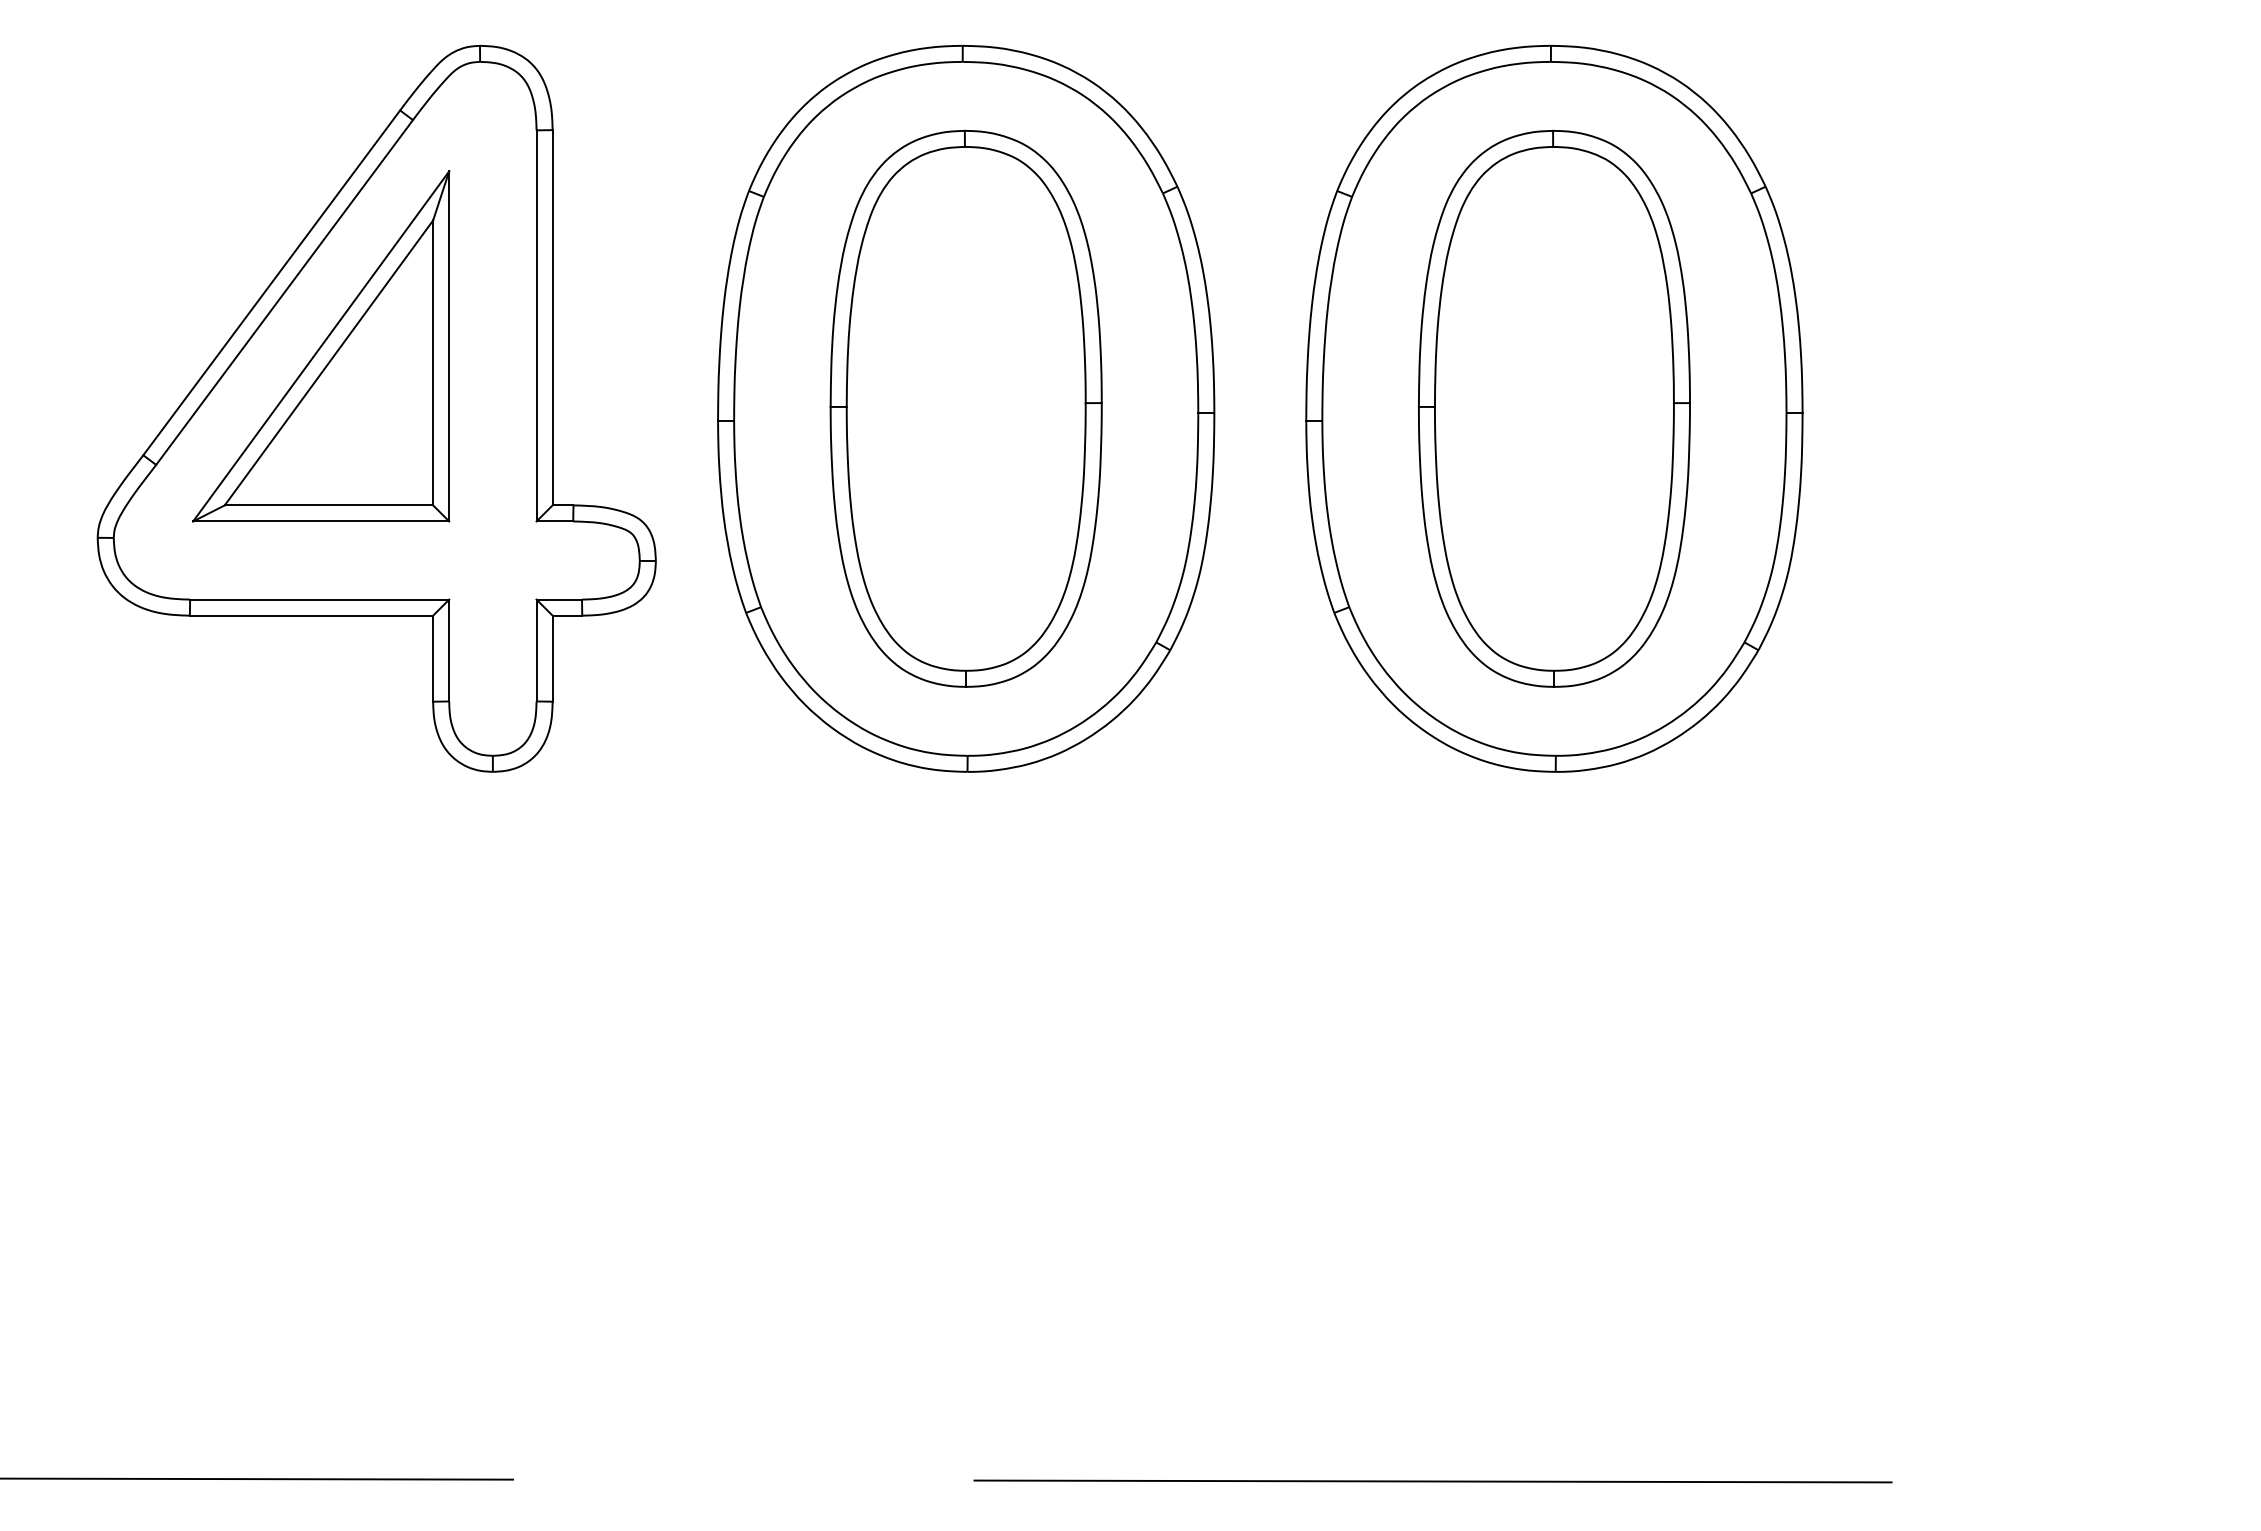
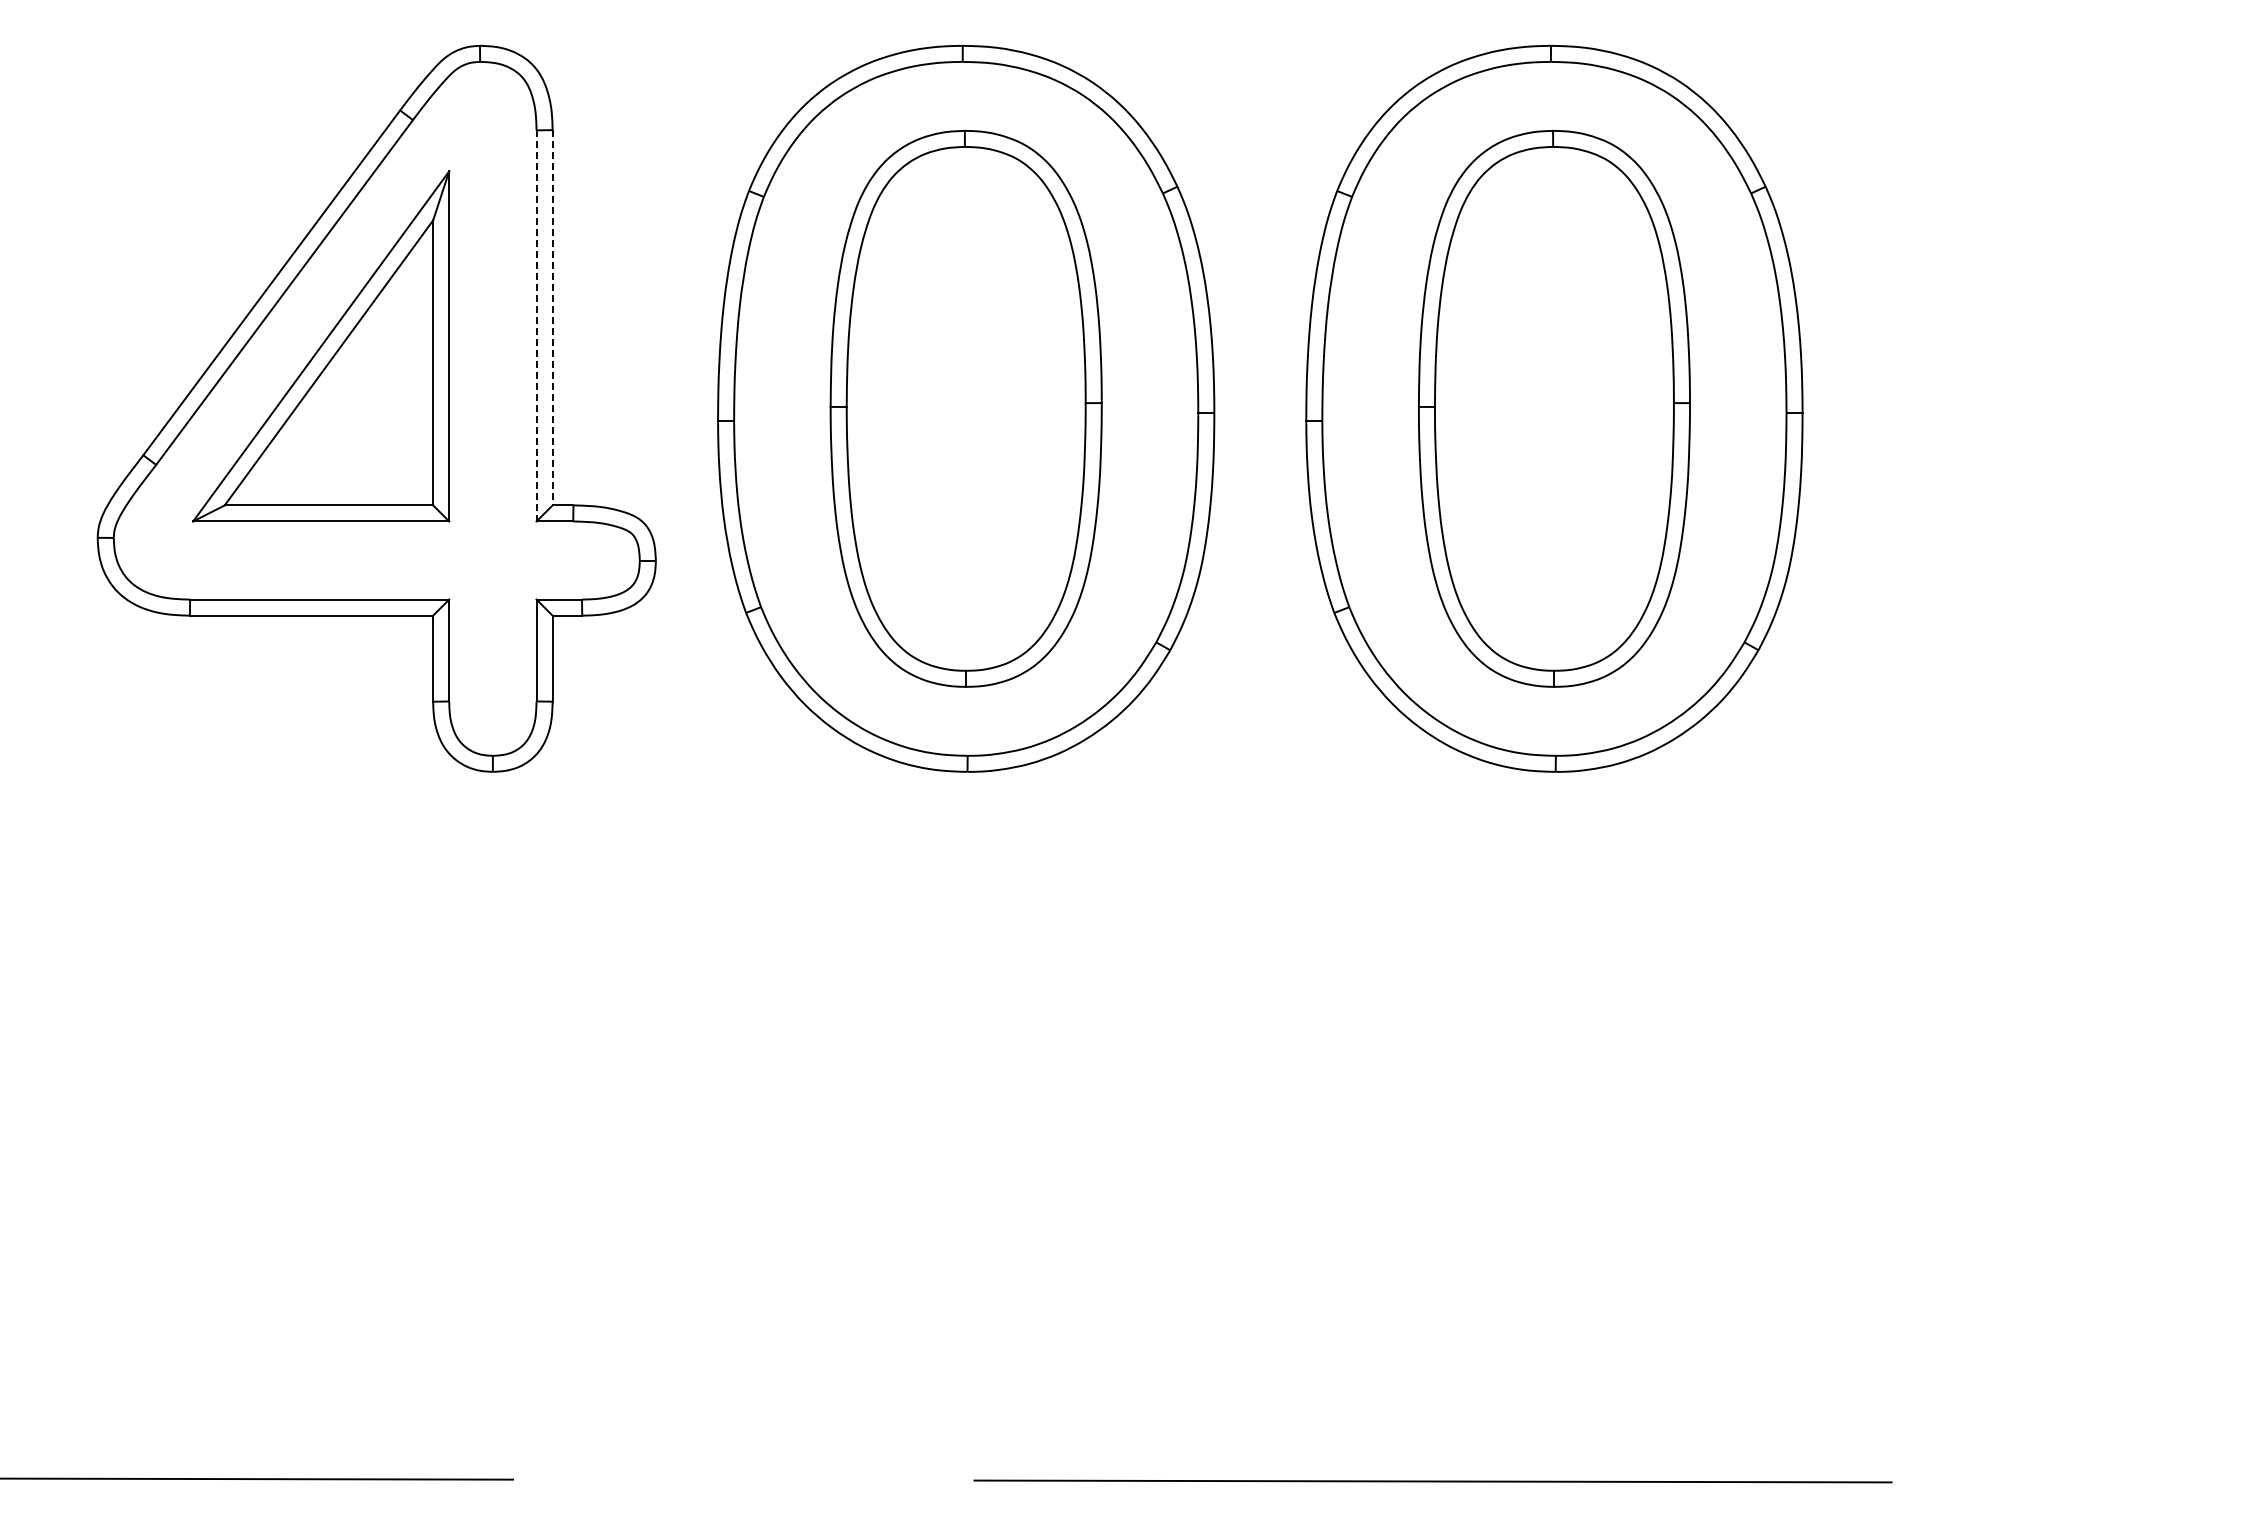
line: solid -> dashed (552, 317)
line: solid -> dashed (536, 325)
